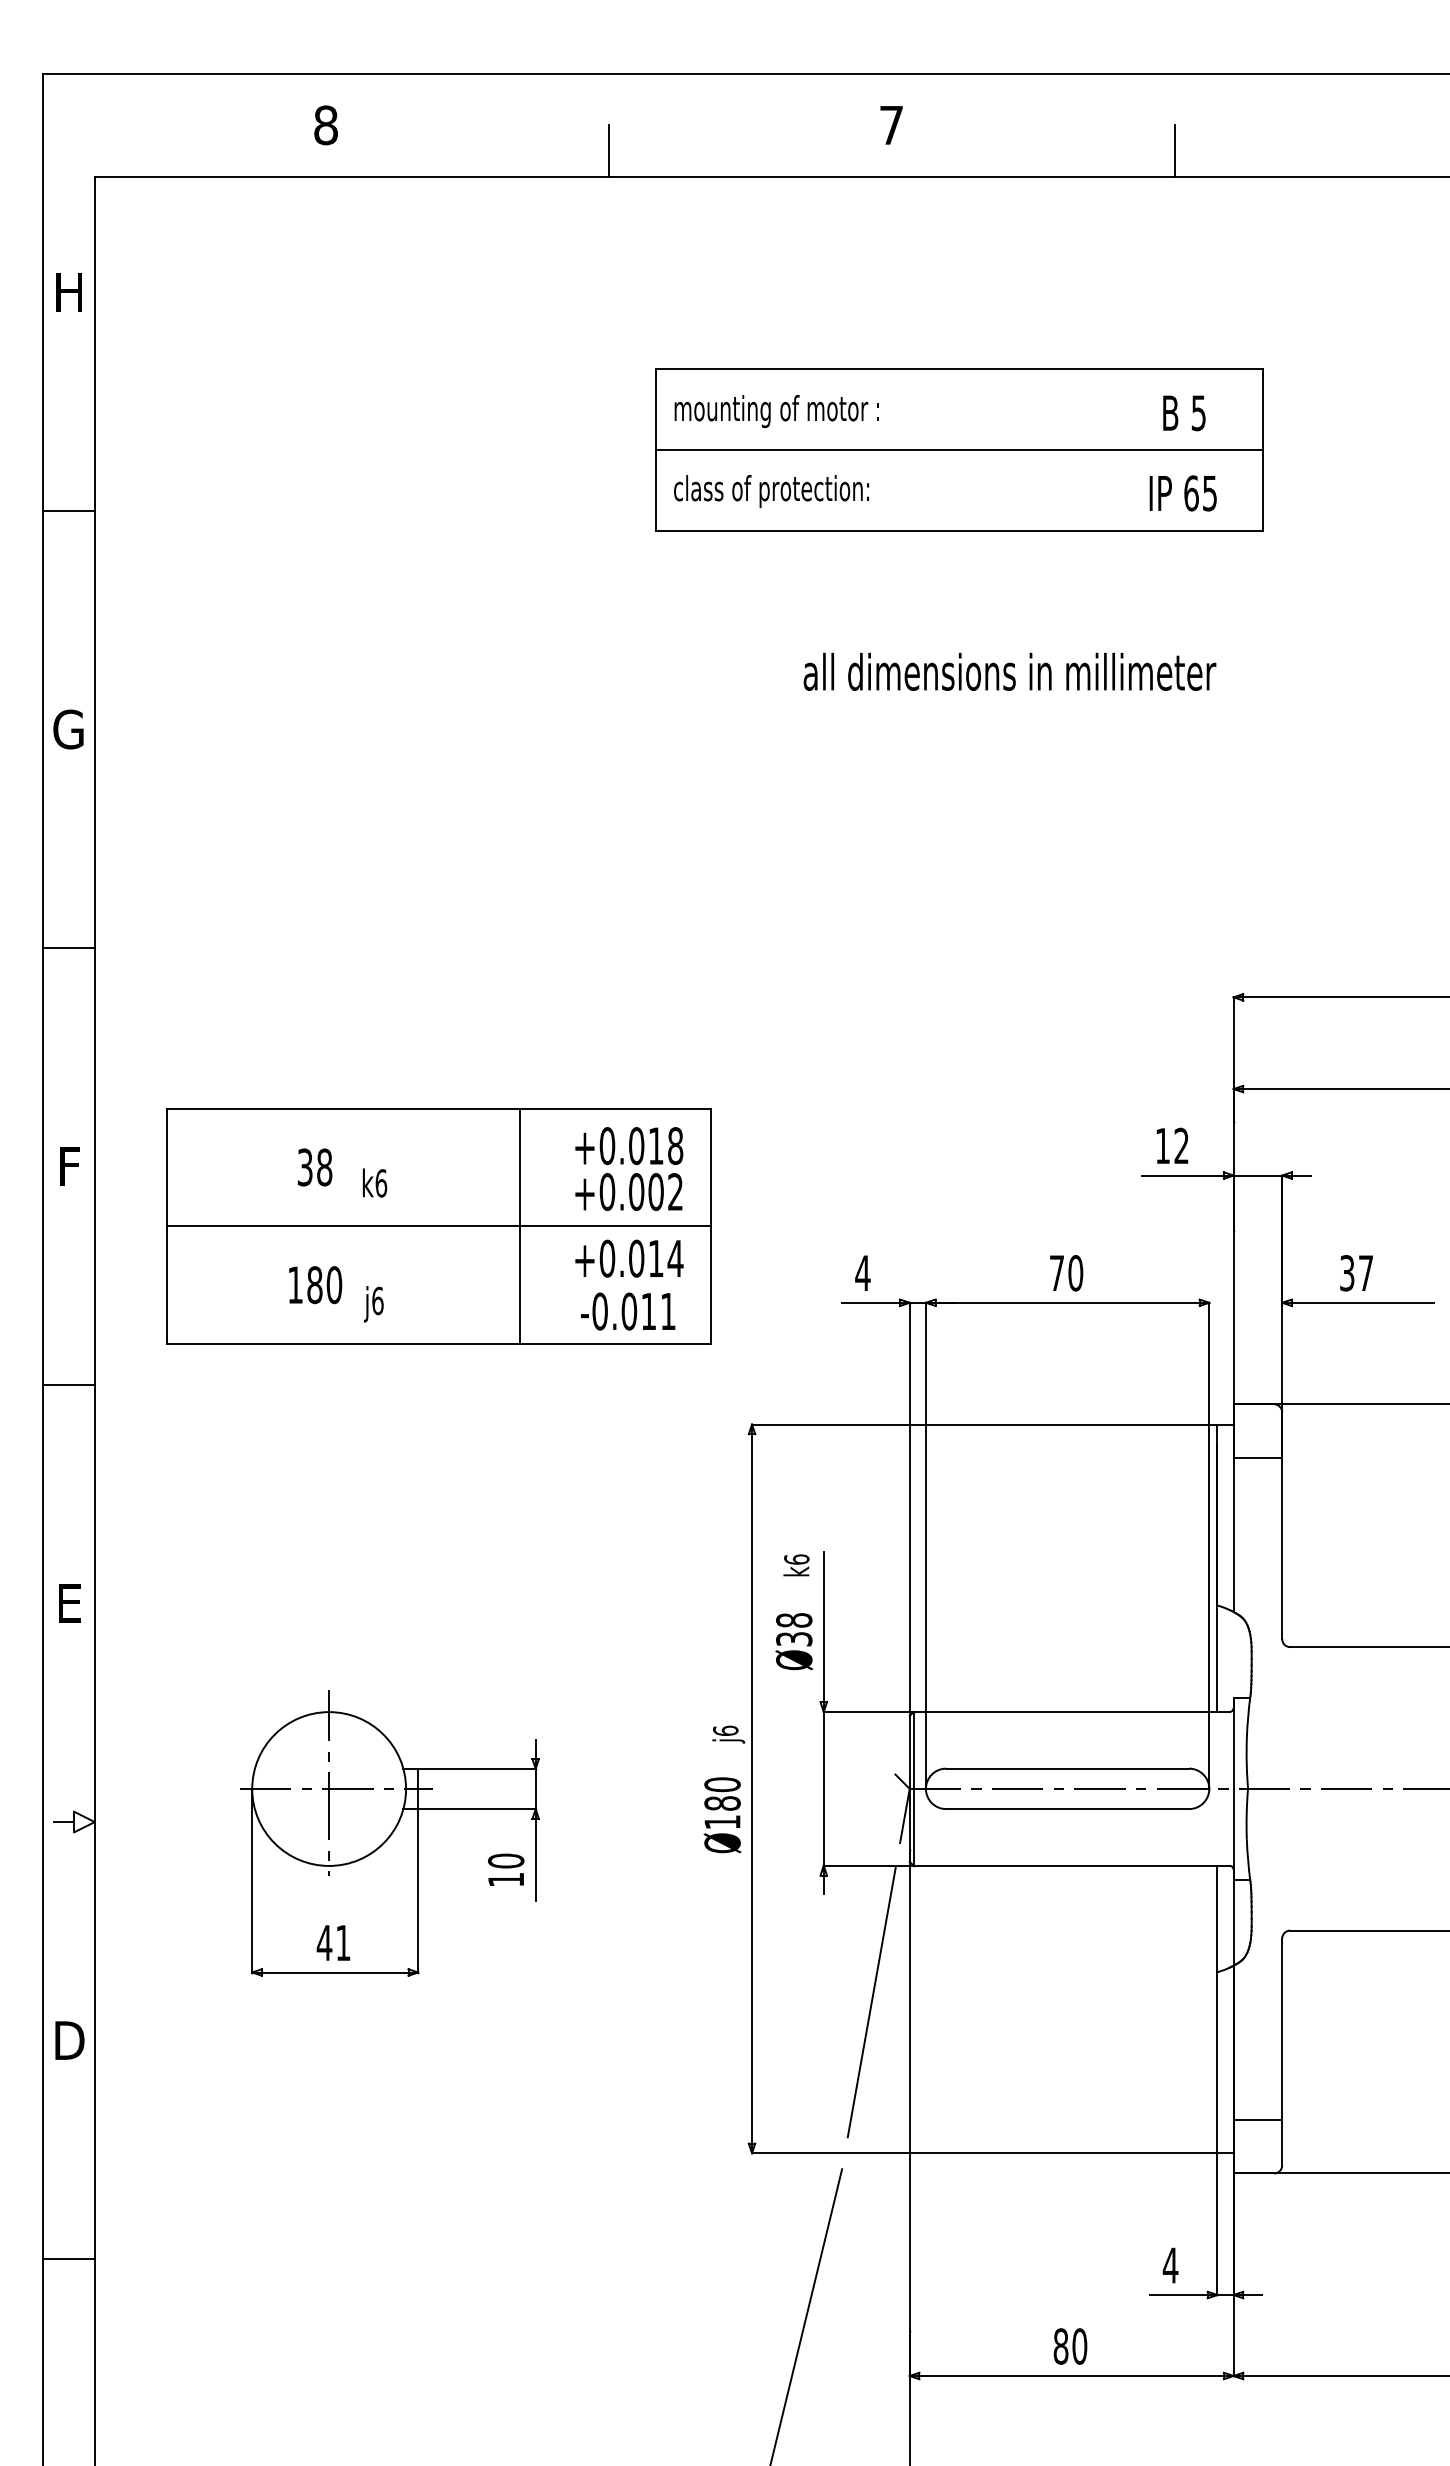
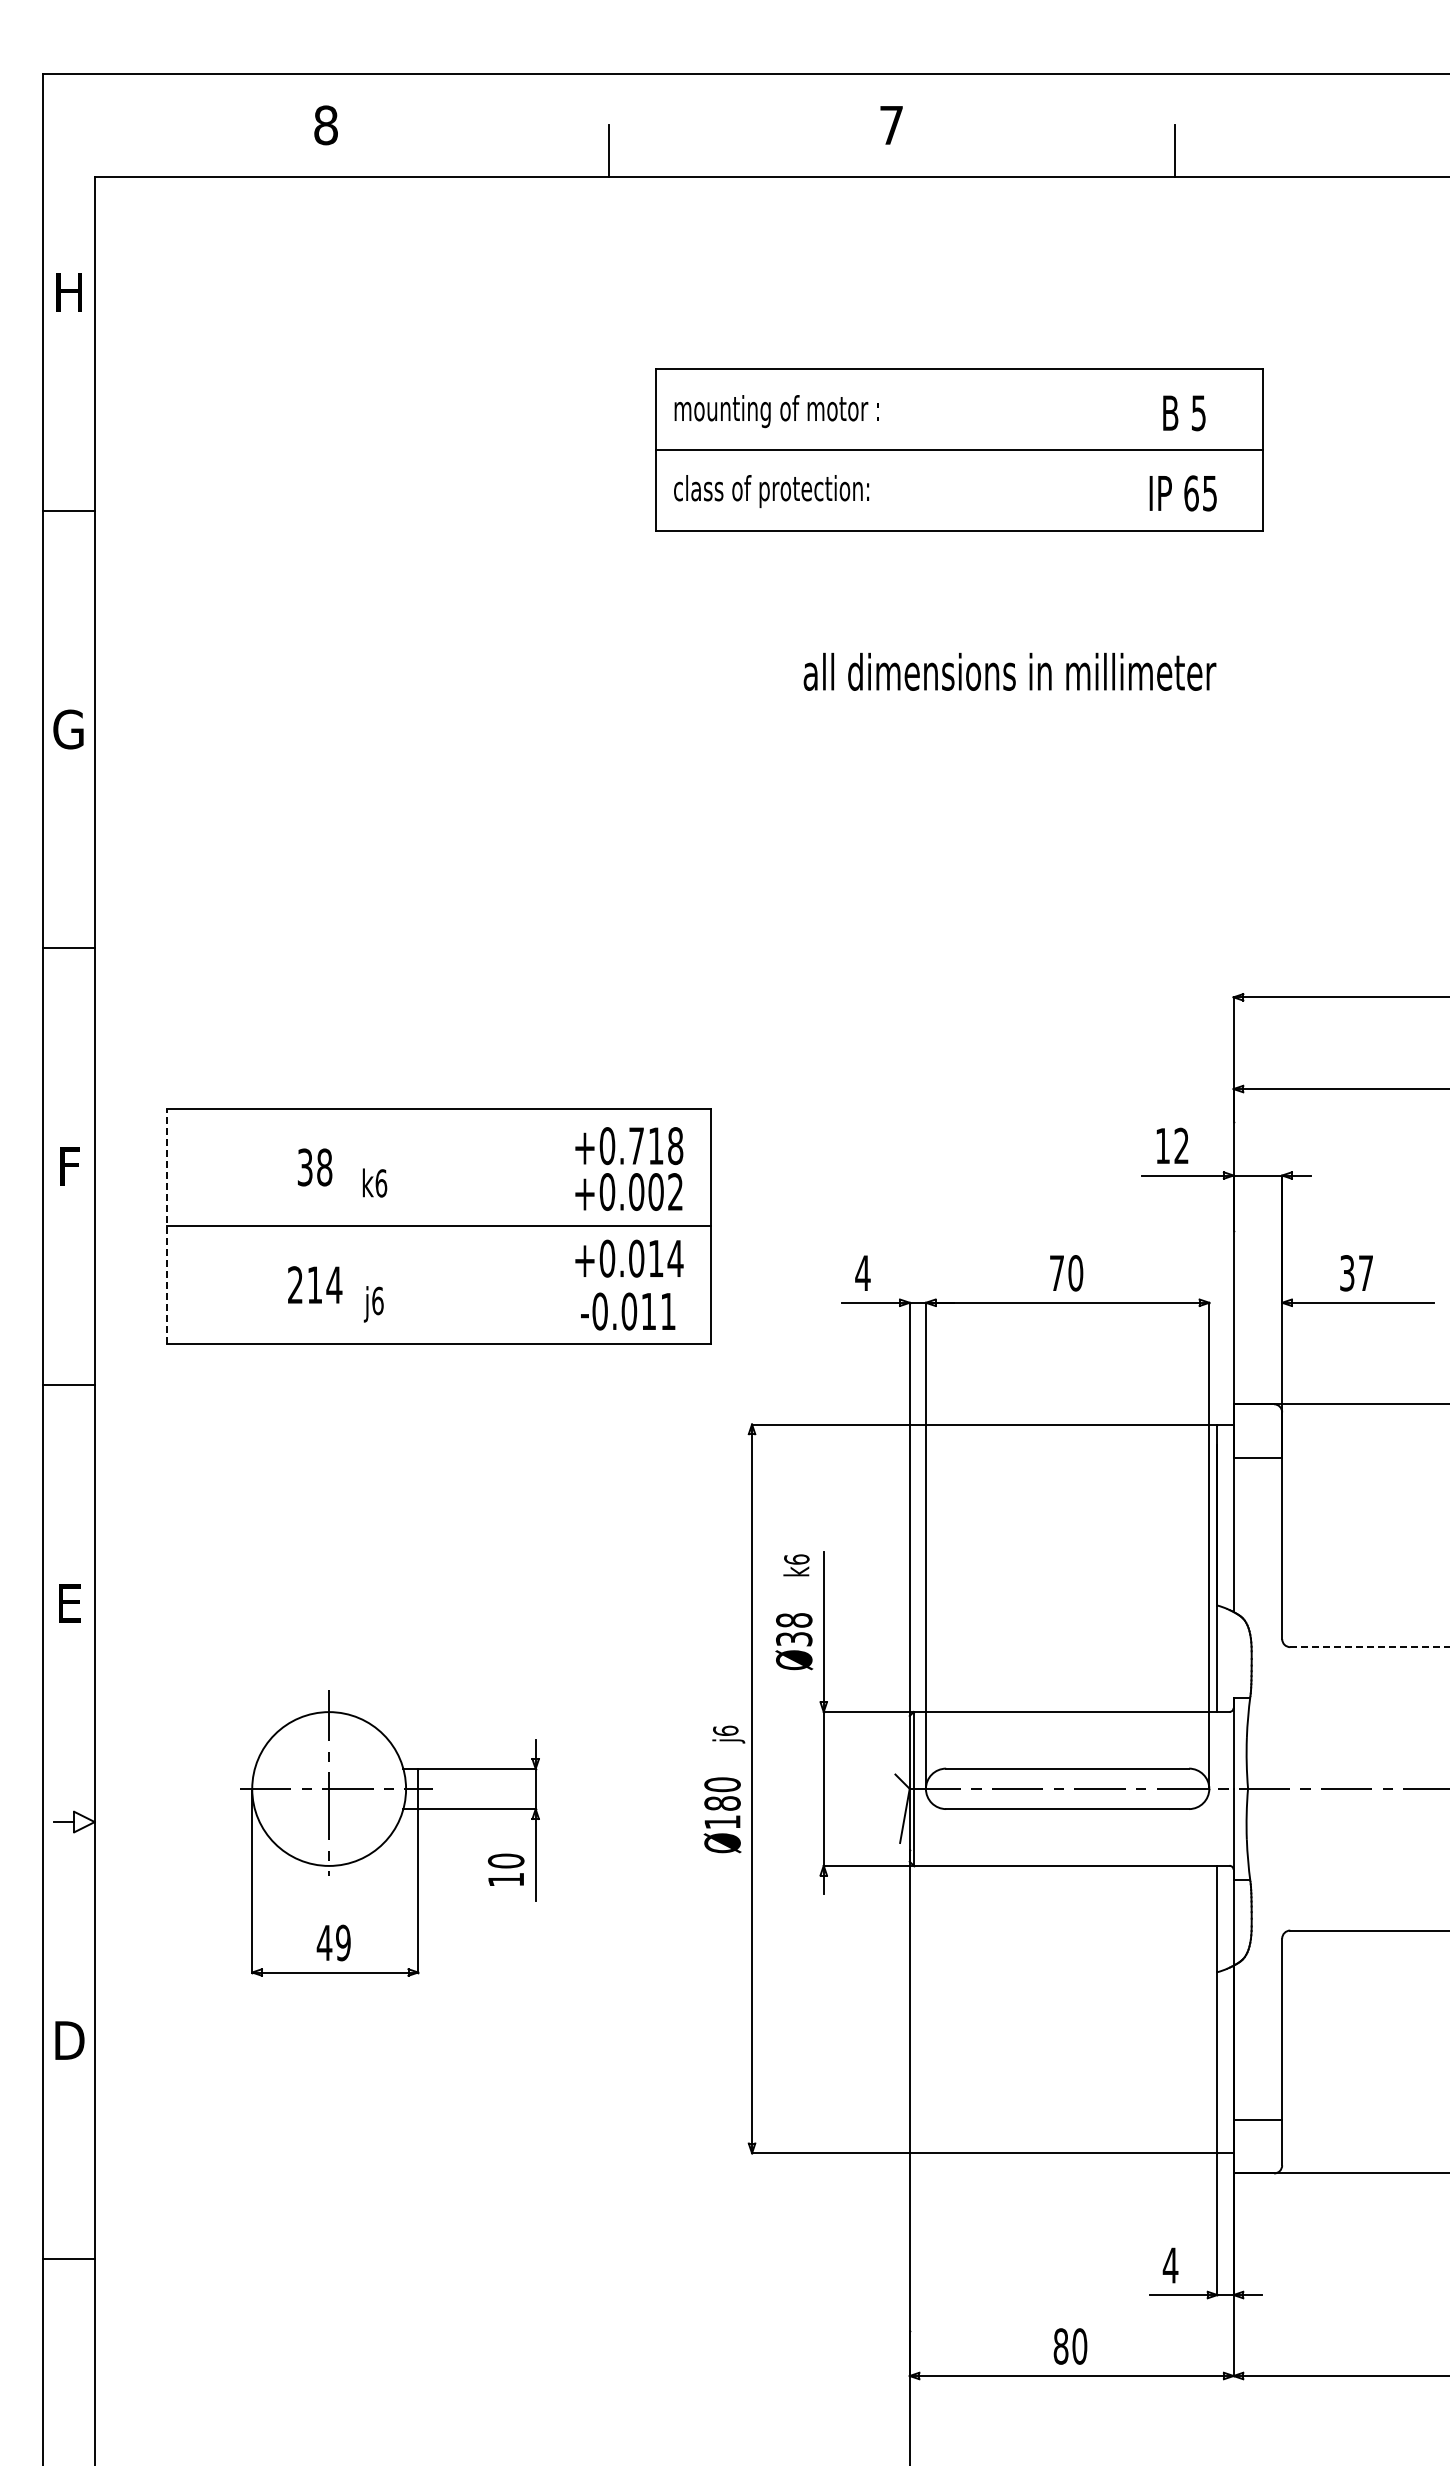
text: +0.018 -> +0.718 (636, 1146)
line: present -> none (519, 1225)
line: solid -> dashed (166, 1226)
text: 180 -> 214 (315, 1285)
line: solid -> dashed (1369, 1647)
text: 41 -> 49 (343, 1942)
line: present -> none (871, 2001)
line: present -> none (806, 2315)
